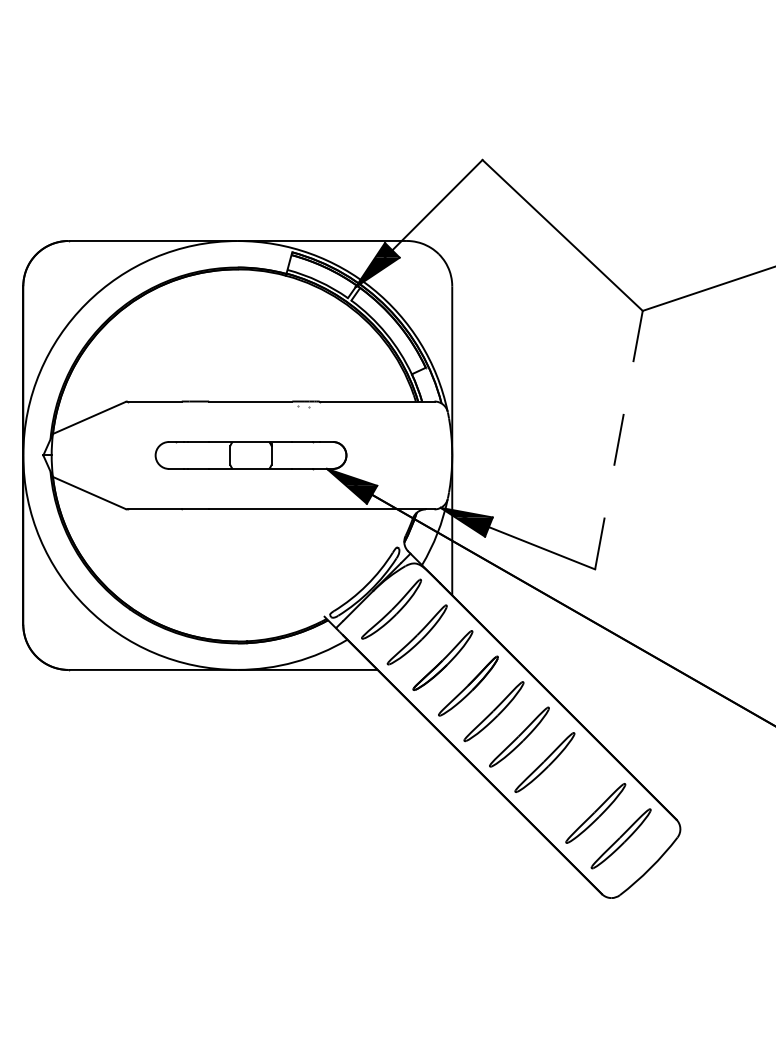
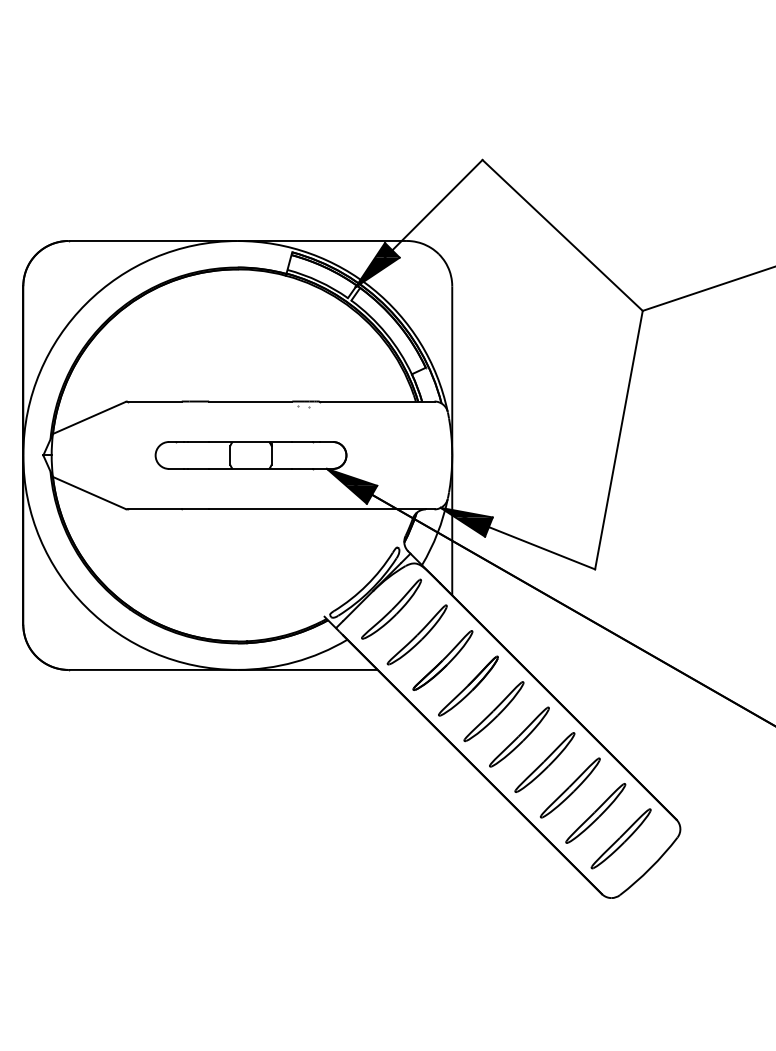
line: dashed -> solid (619, 439)
part: none -> present (569, 787)
